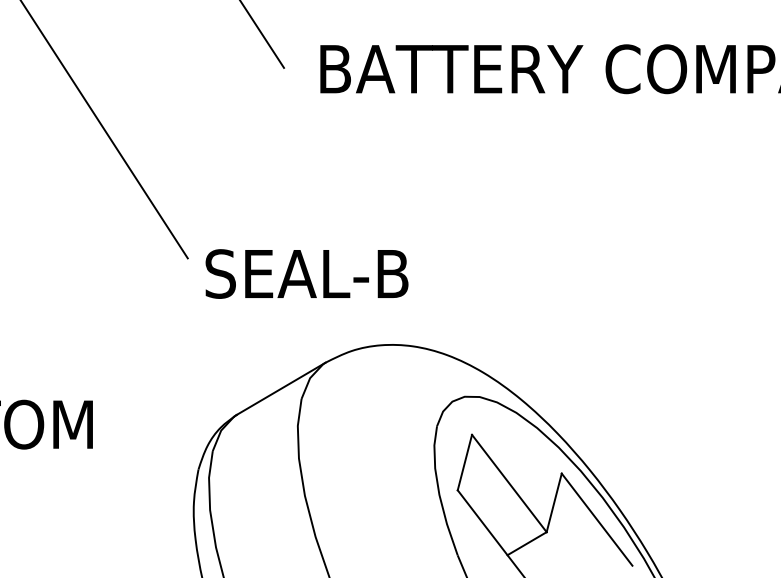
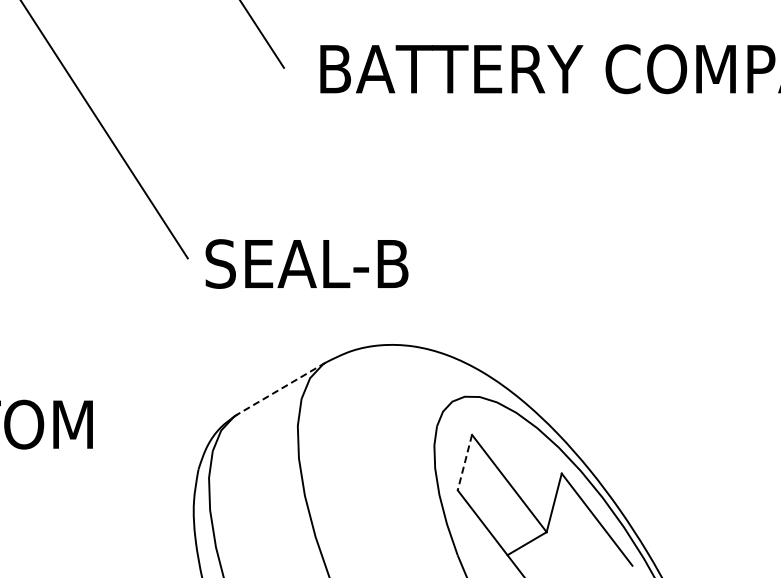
text position: (306, 273) -> (306, 263) (306, 263)
line: solid -> dashed (280, 389)
line: solid -> dashed (464, 462)
